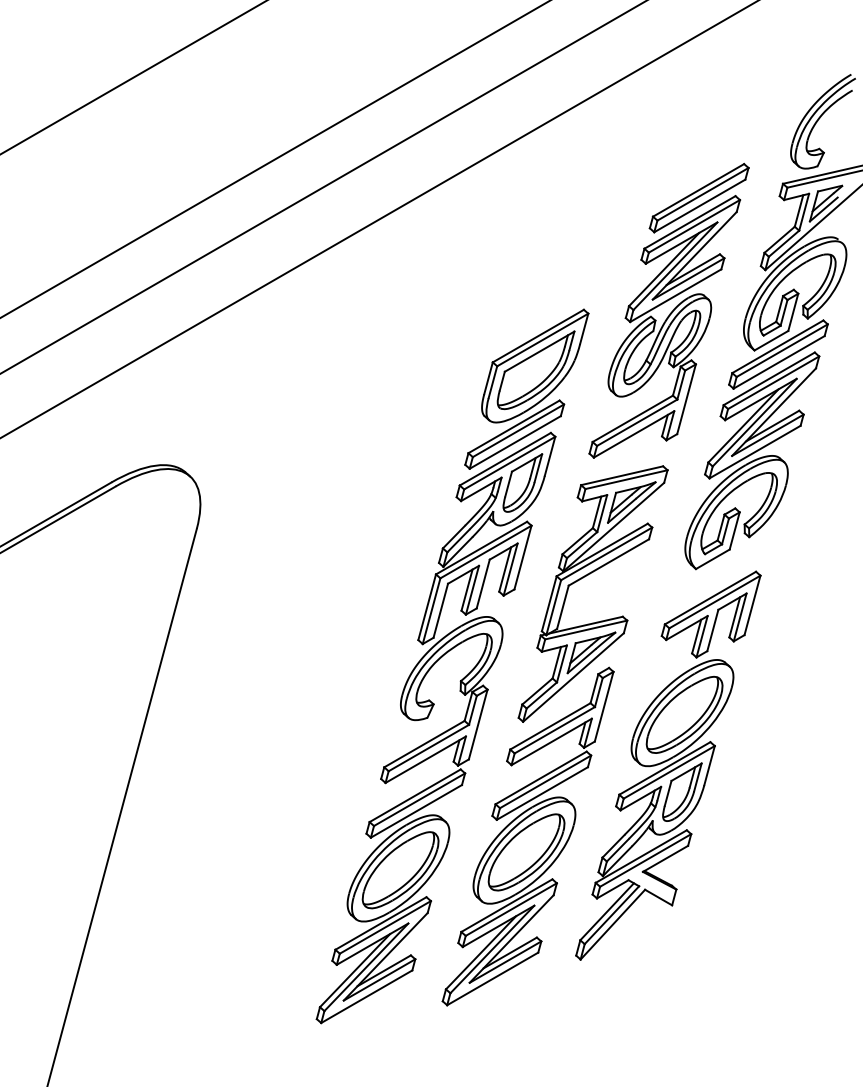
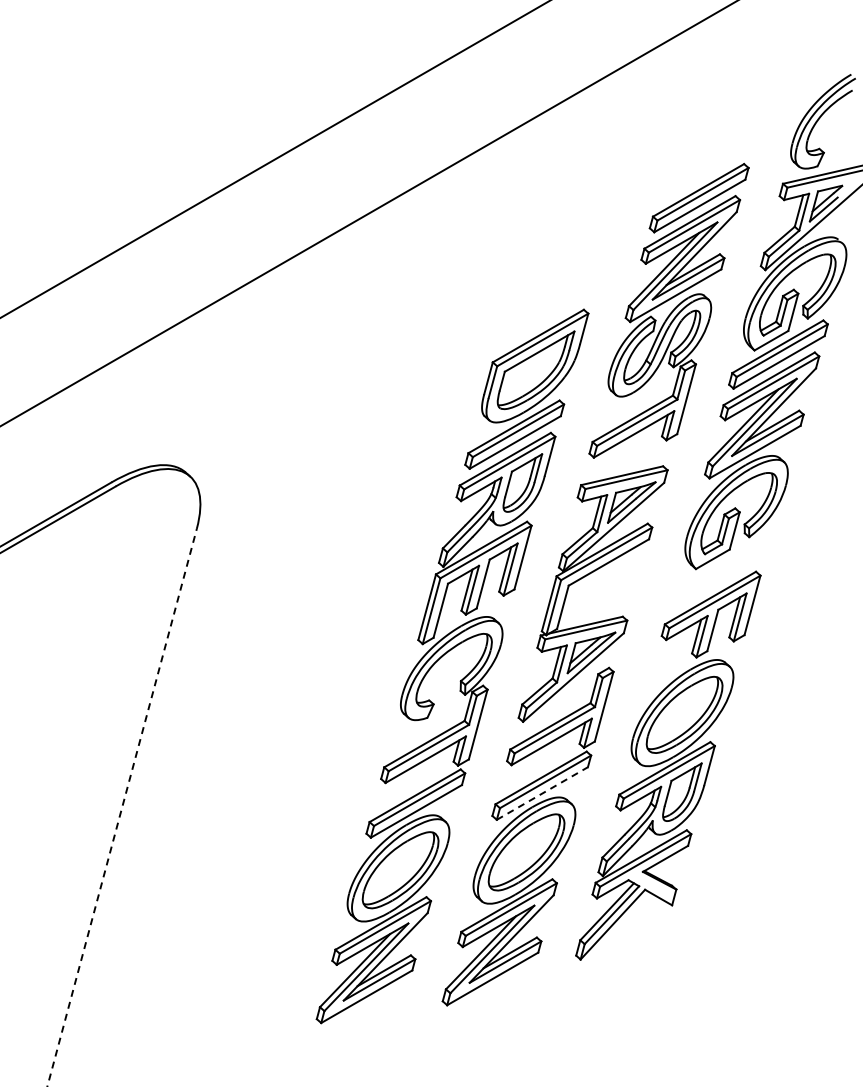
line: present -> none (132, 77)
line: present -> none (323, 187)
line position: (378, 219) -> (368, 213) (368, 213)
line: solid -> dashed (542, 793)
line: solid -> dashed (122, 807)
